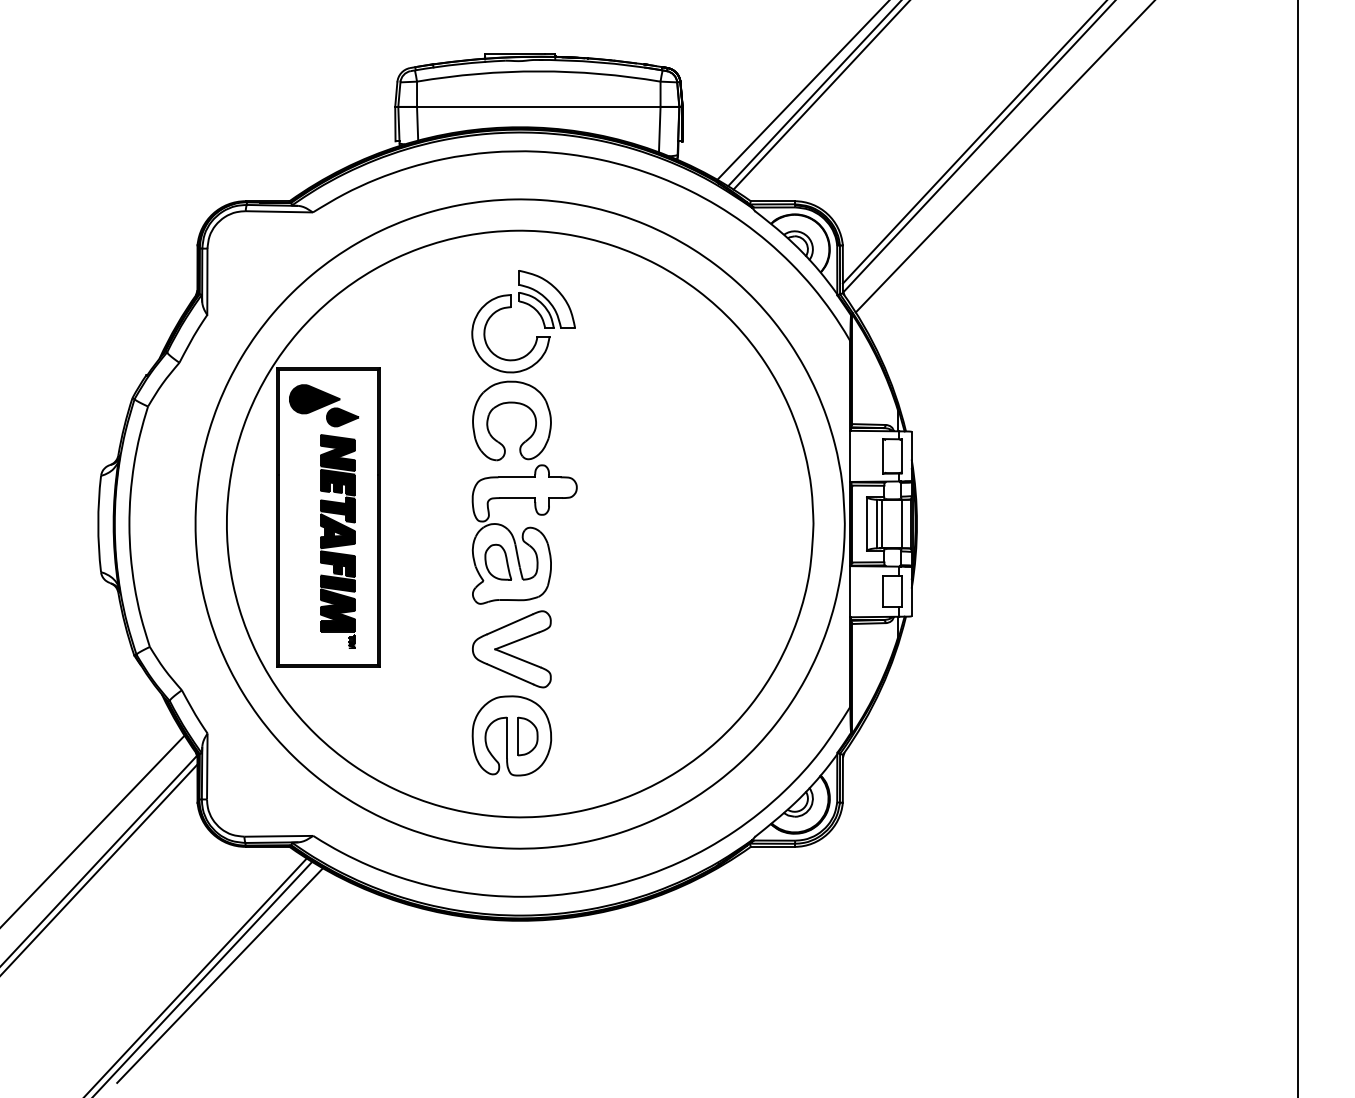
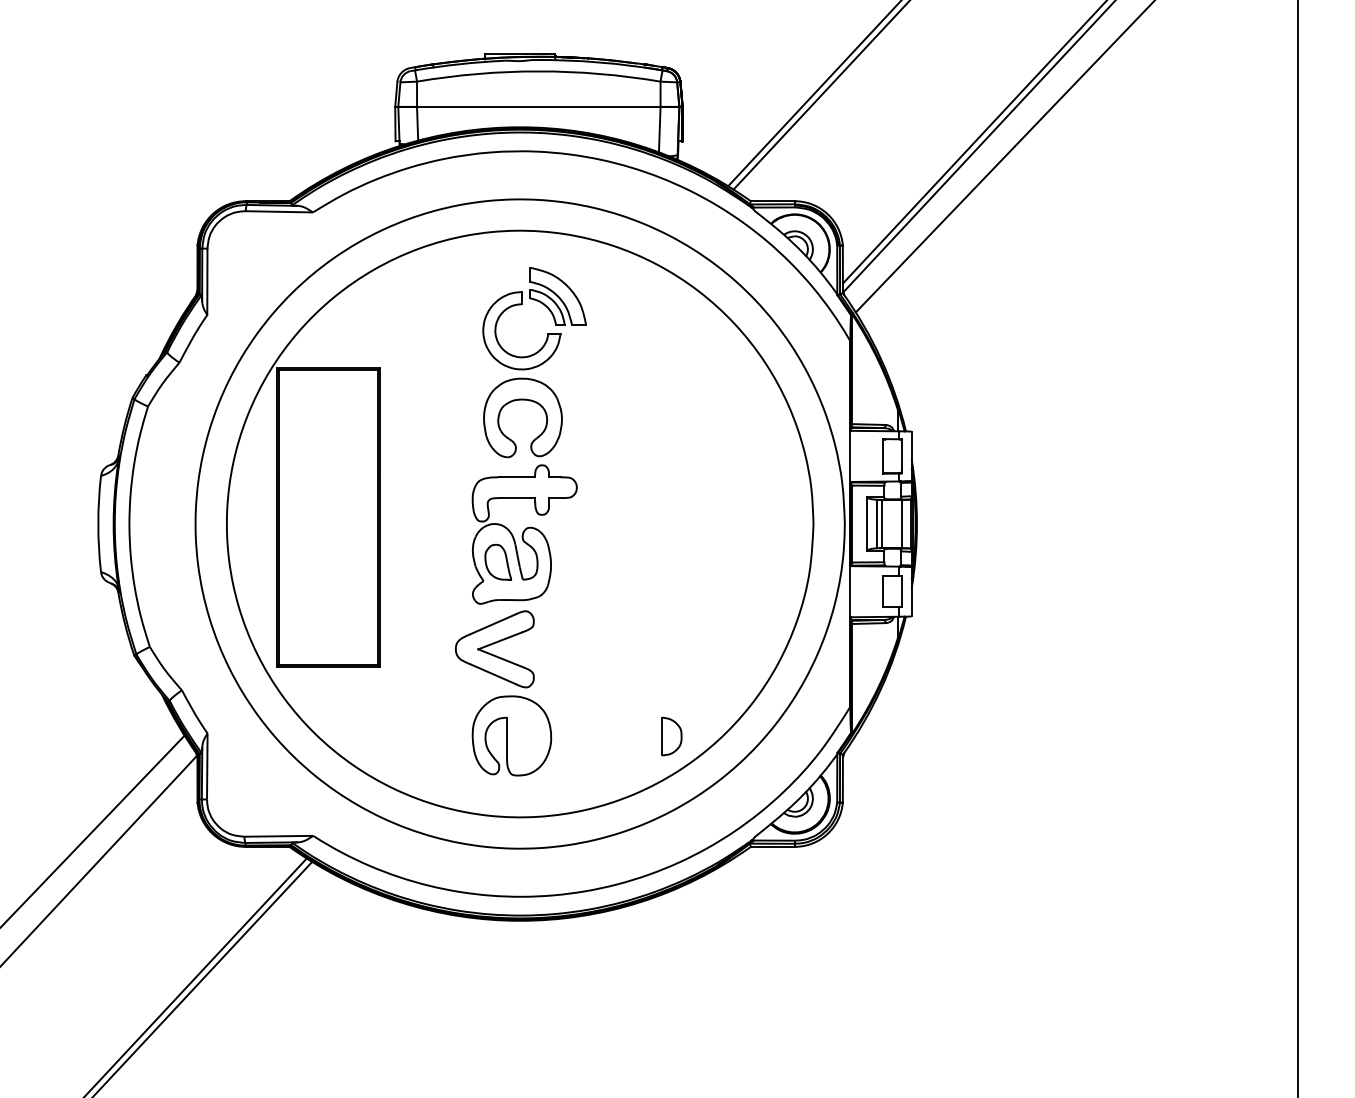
line: present -> none (802, 90)
part position: (523, 365) -> (534, 362) (534, 362)
part: present -> none (324, 516)
part position: (511, 649) -> (494, 649) (494, 649)
part position: (527, 736) -> (671, 736) (671, 736)
line: present -> none (99, 868)
line: present -> none (219, 975)
